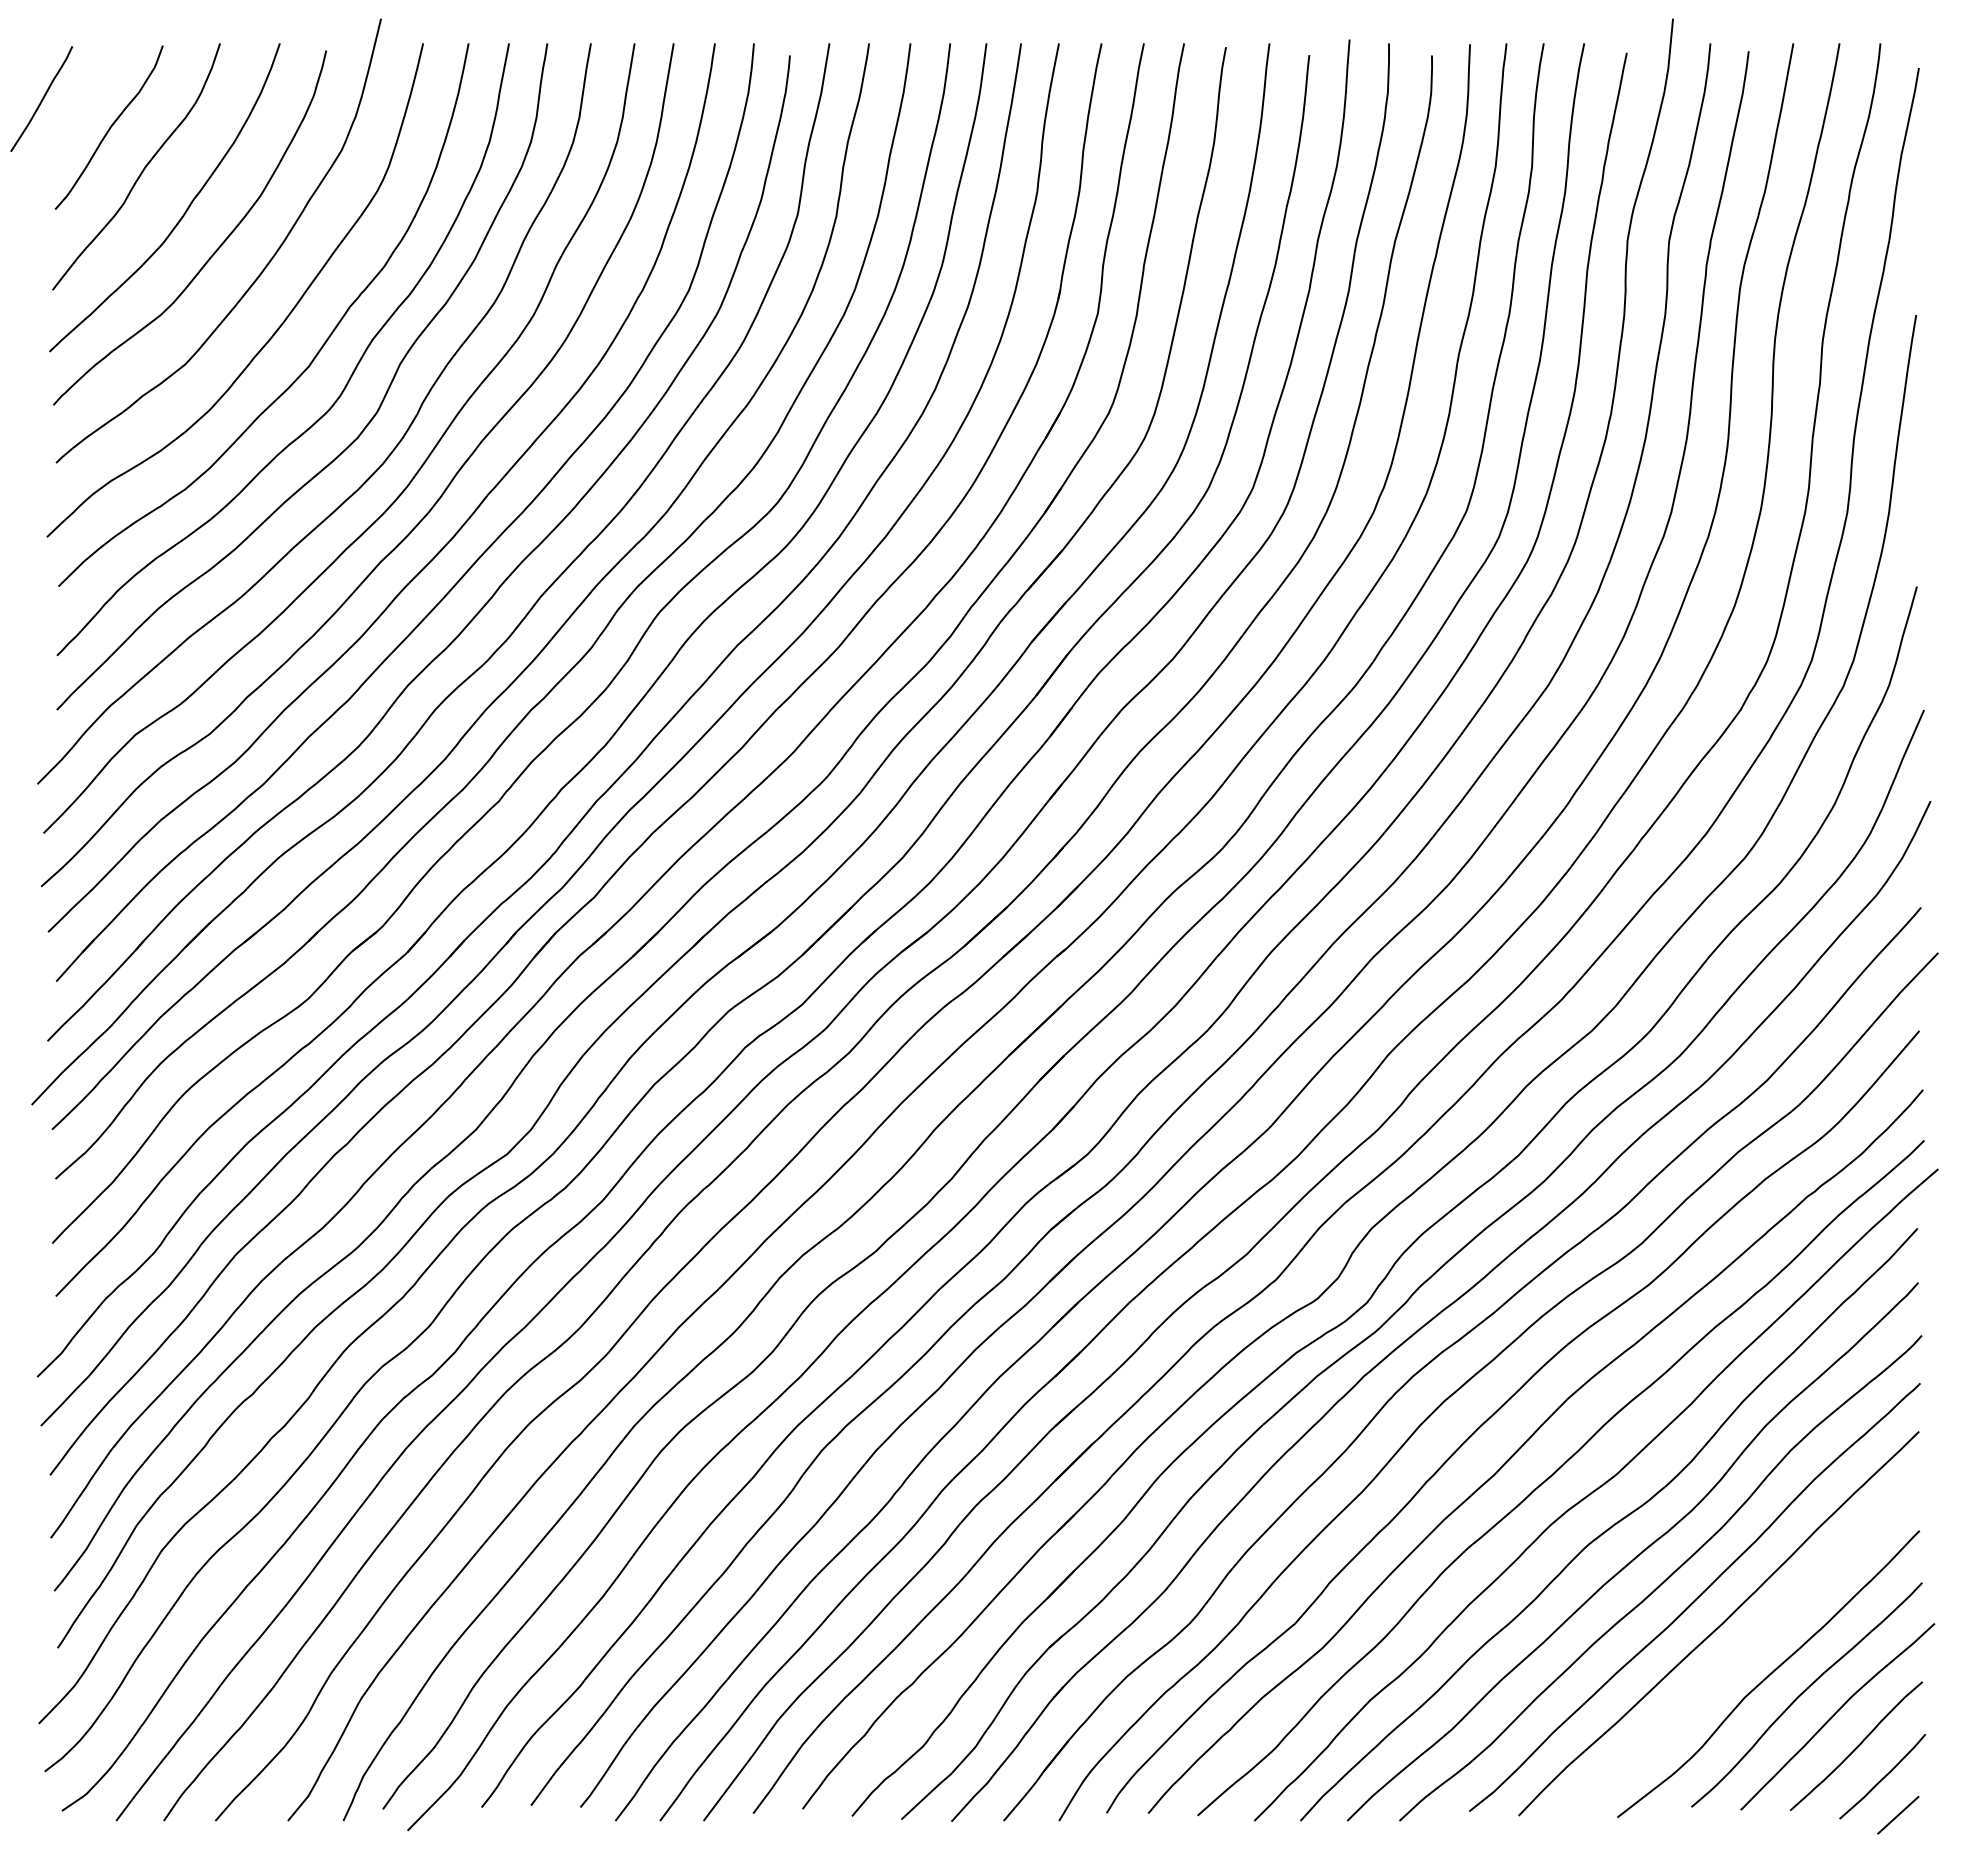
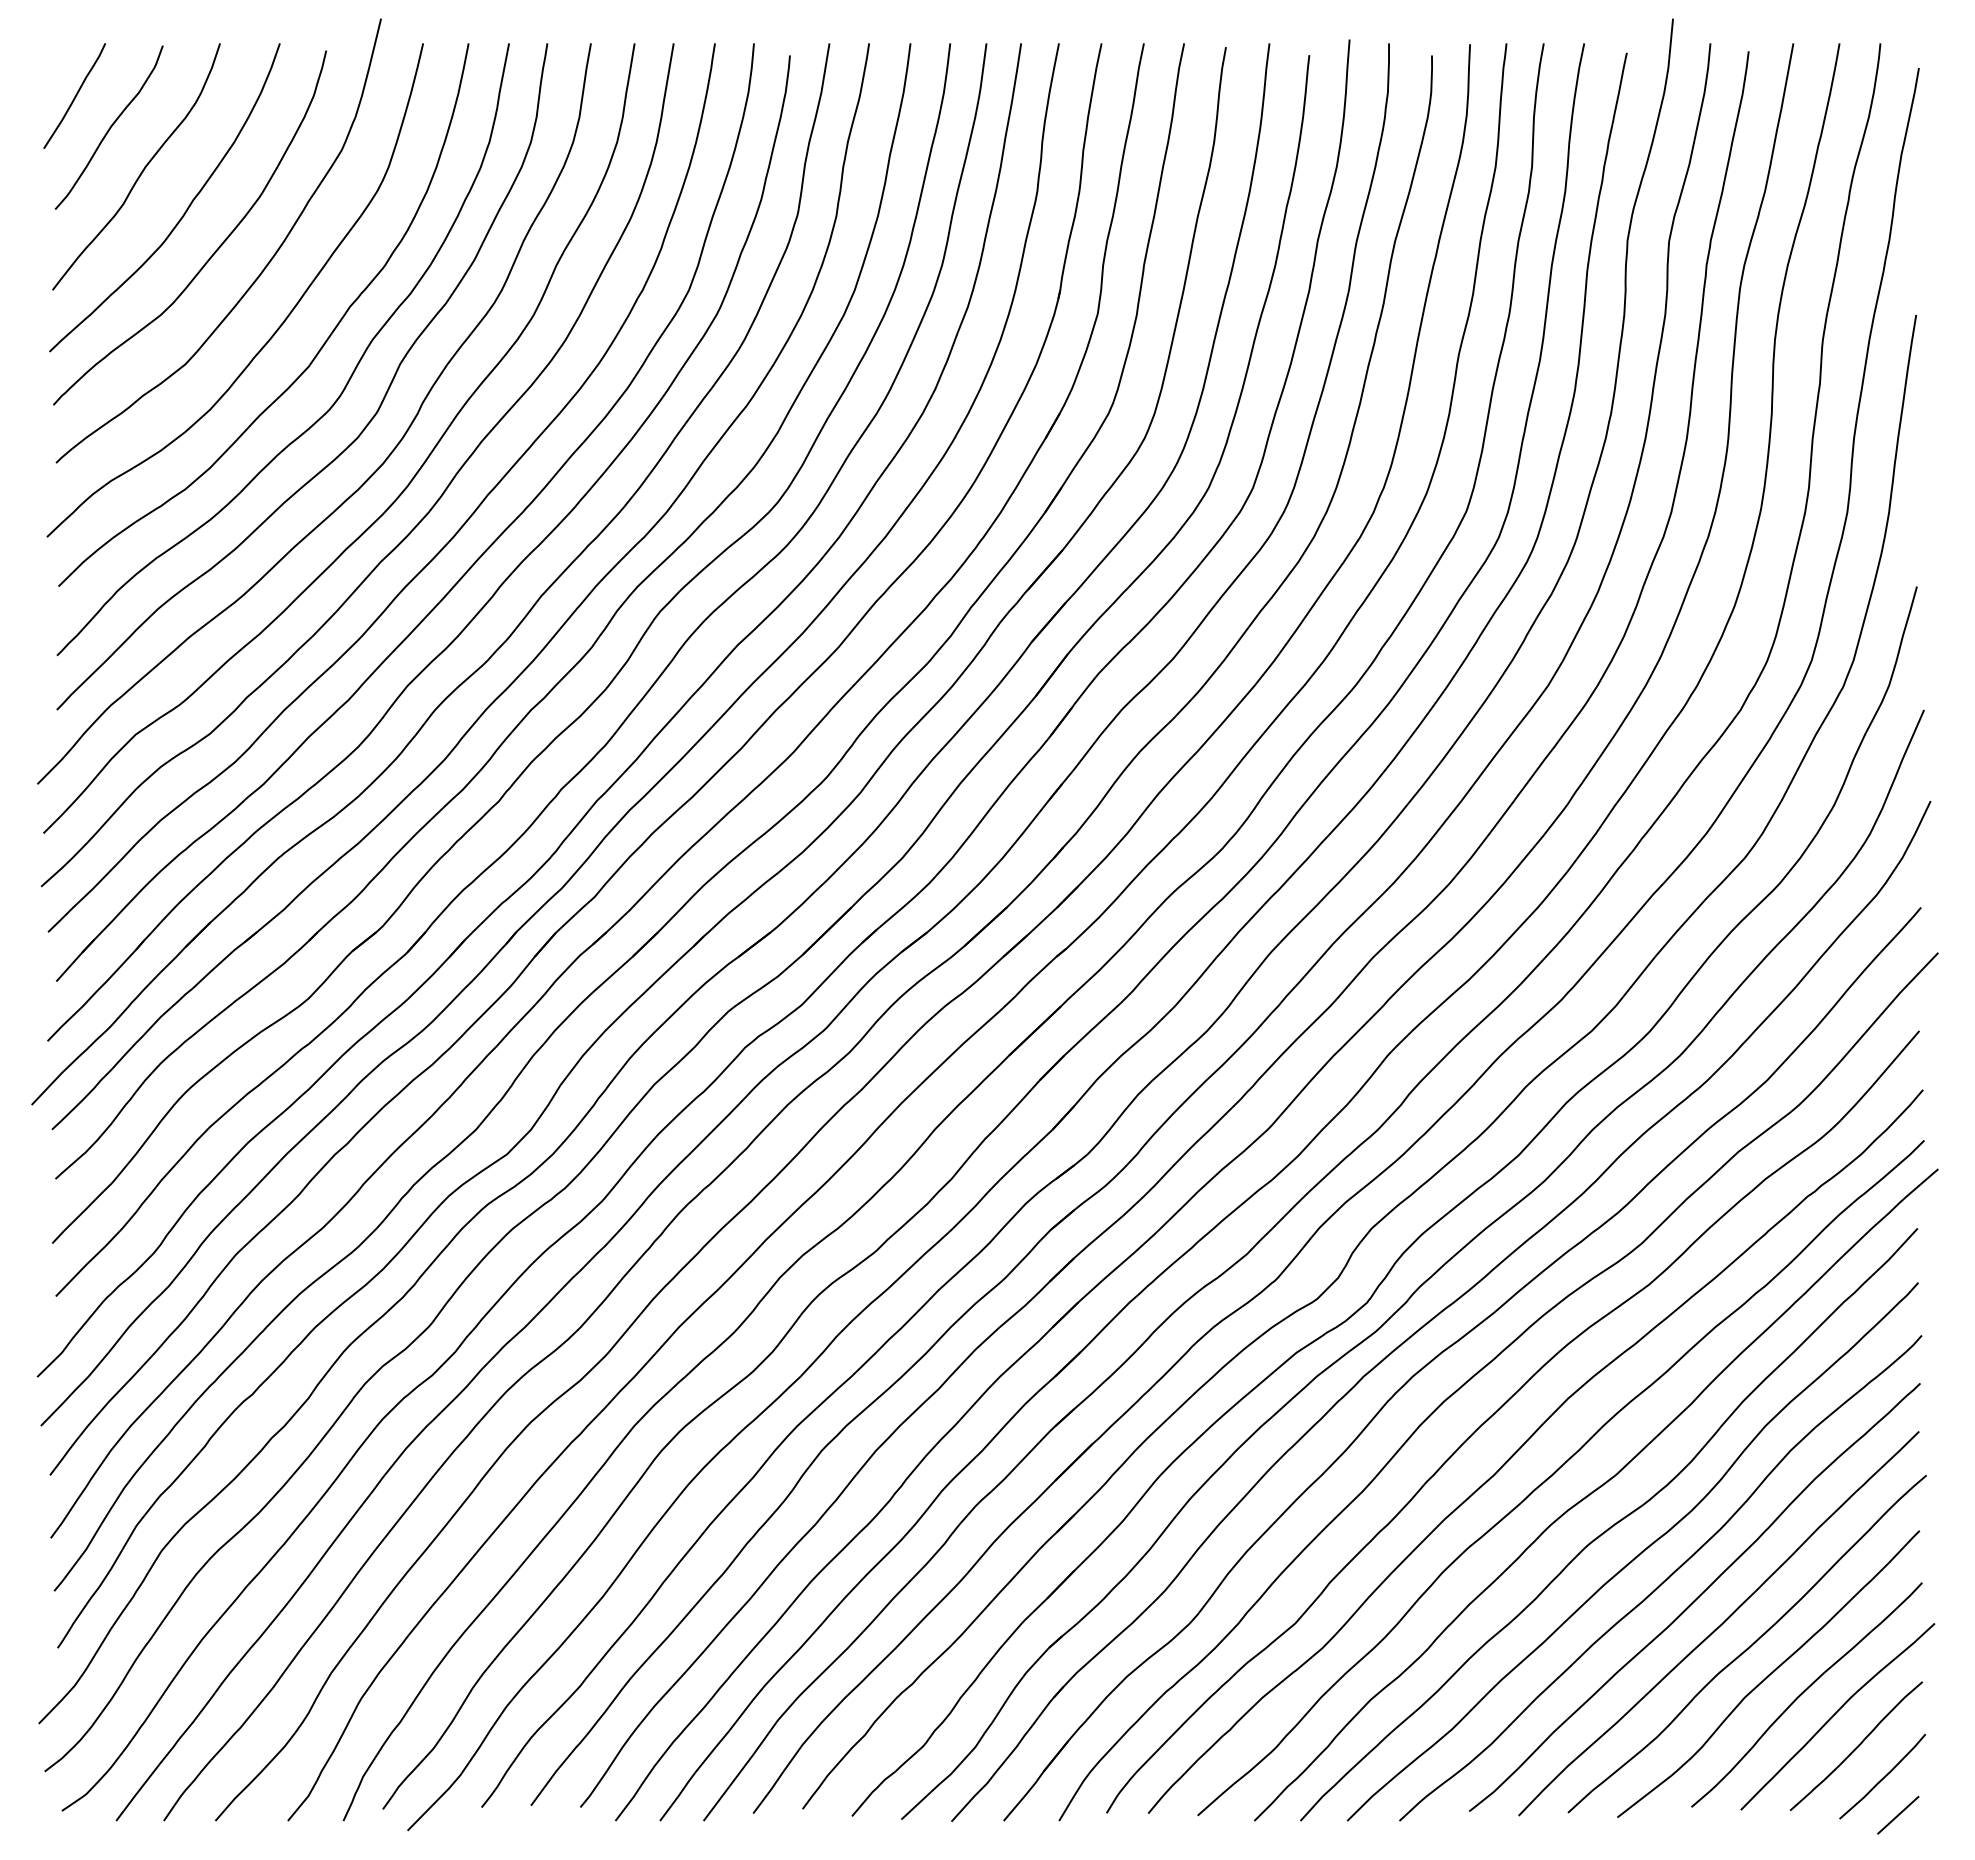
curve position: (42, 98) -> (75, 95) (75, 95)
curve: none -> present (1747, 1647)
